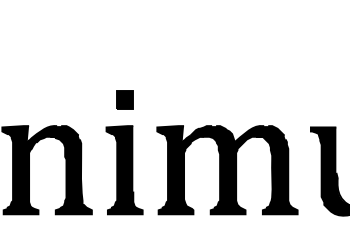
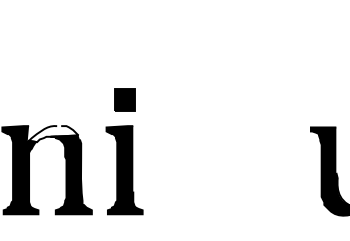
part size: 18x20 px -> 22x24 px (124, 99)
fill: present -> none (53, 134)
part: present -> none (227, 170)
